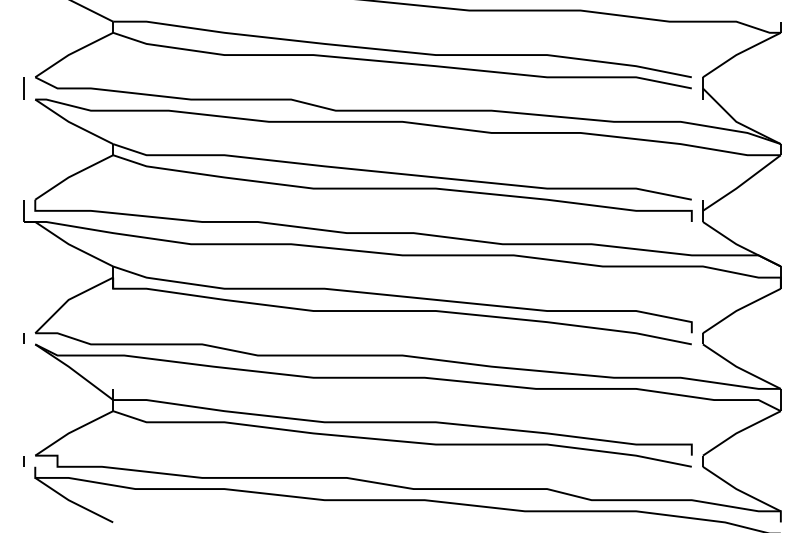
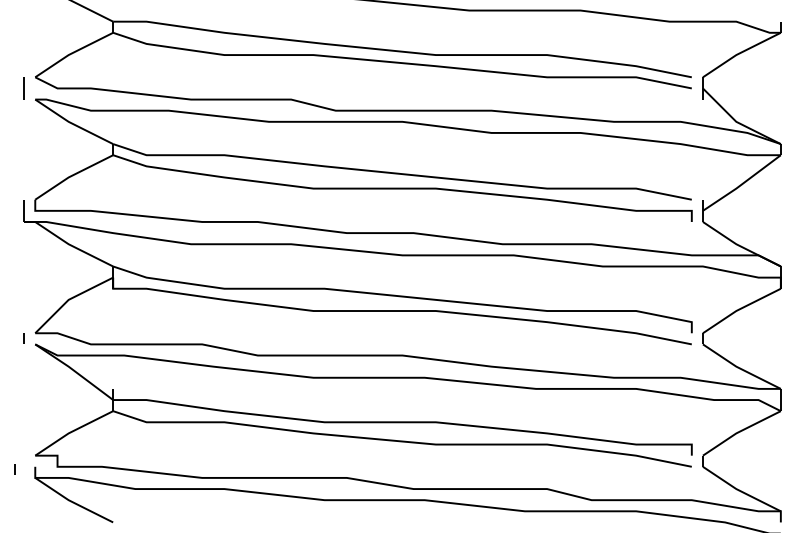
curve position: (23, 461) -> (14, 469) (14, 469)
